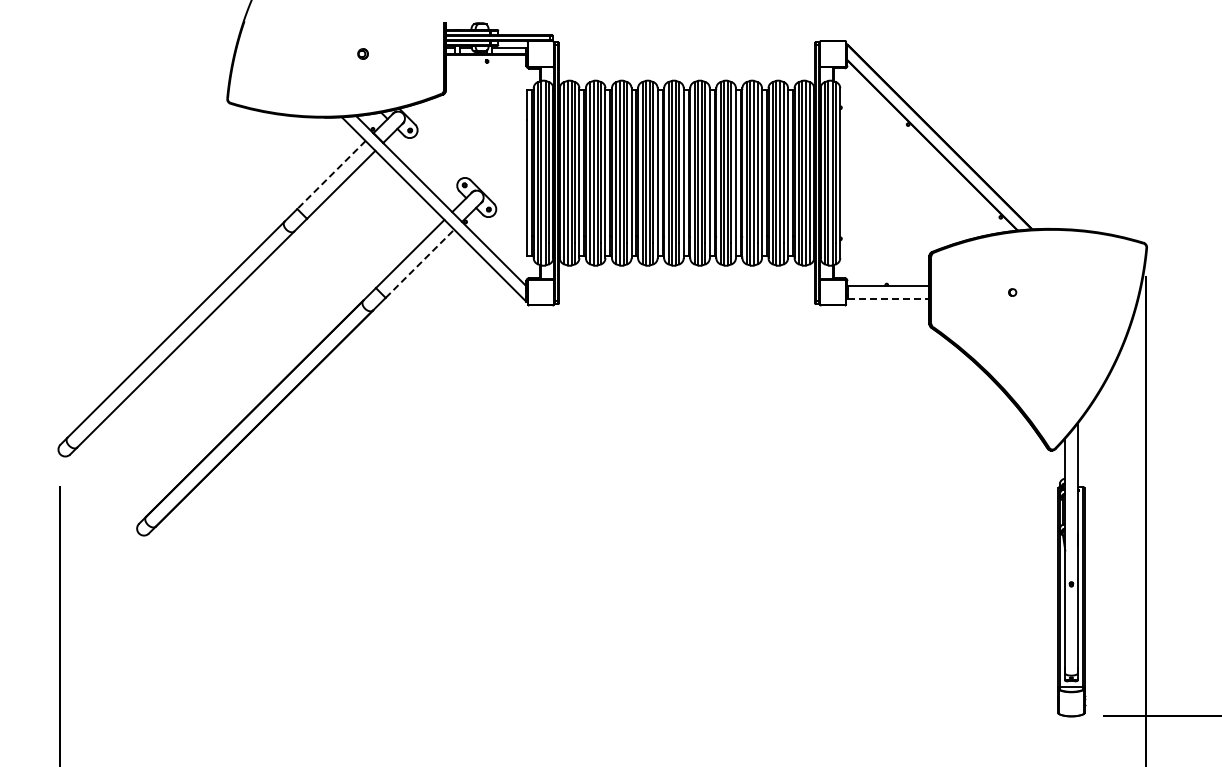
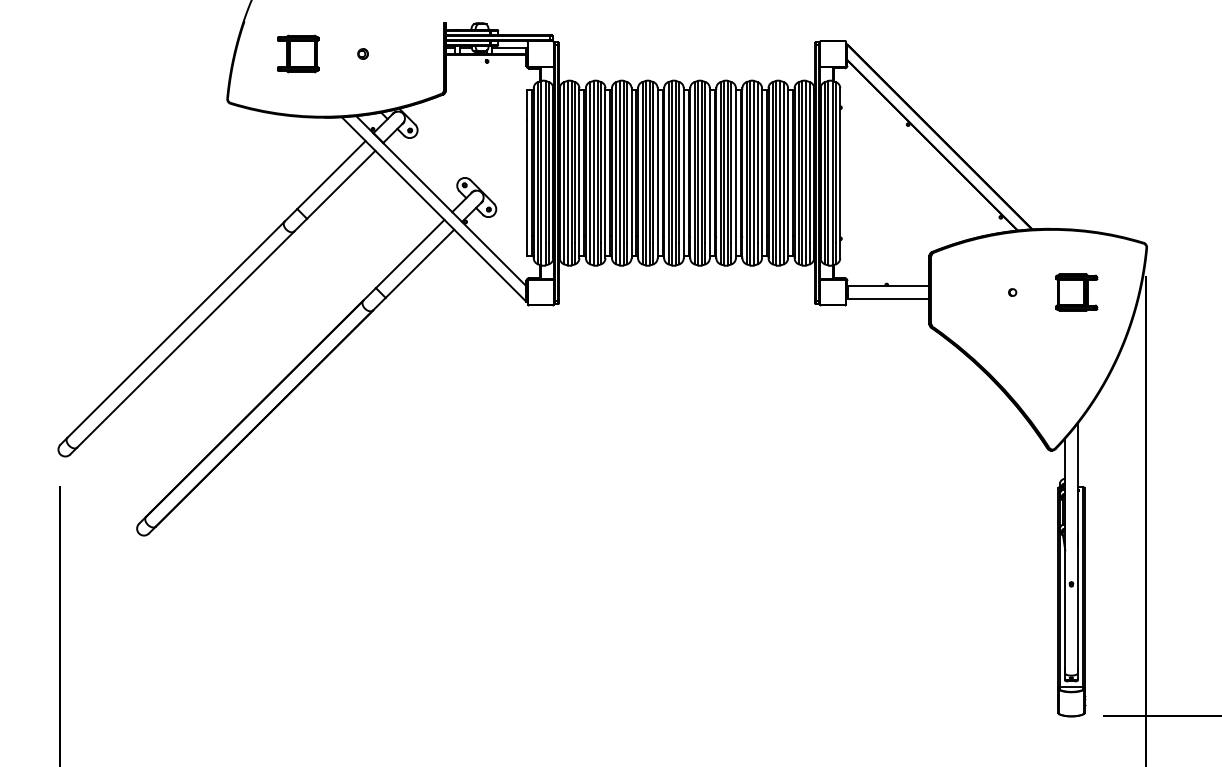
part: none -> present (298, 53)
line: dashed -> solid (331, 175)
line: dashed -> solid (420, 263)
part: none -> present (1076, 292)
line: dashed -> solid (888, 298)
